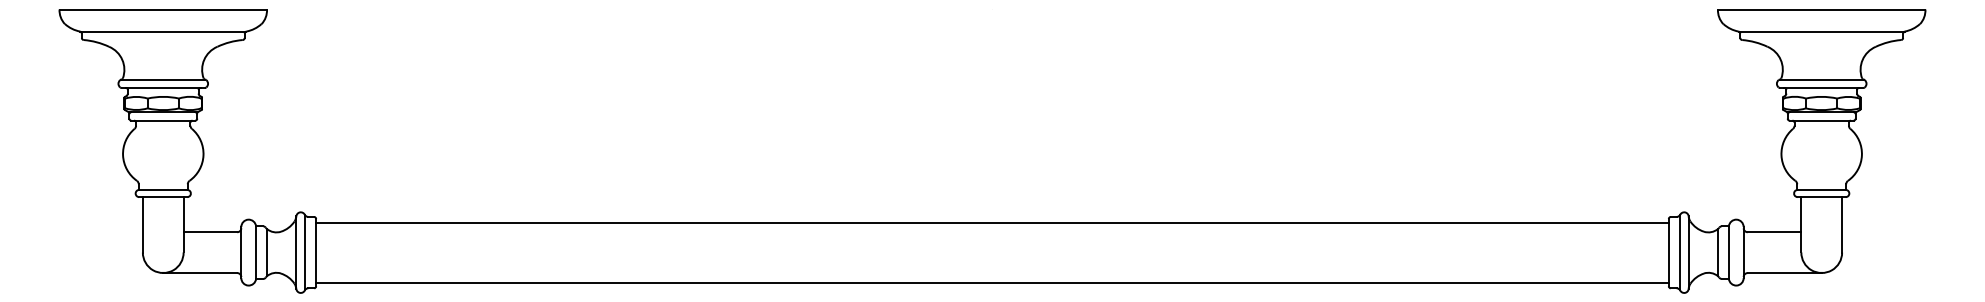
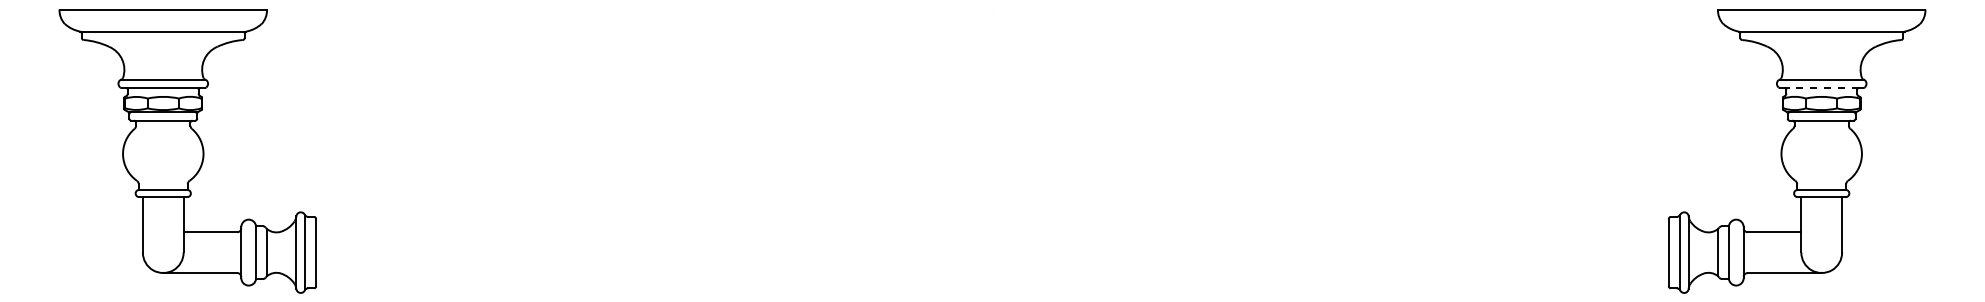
line: solid -> dashed (1821, 87)
line: present -> none (992, 222)
line: present -> none (992, 282)
